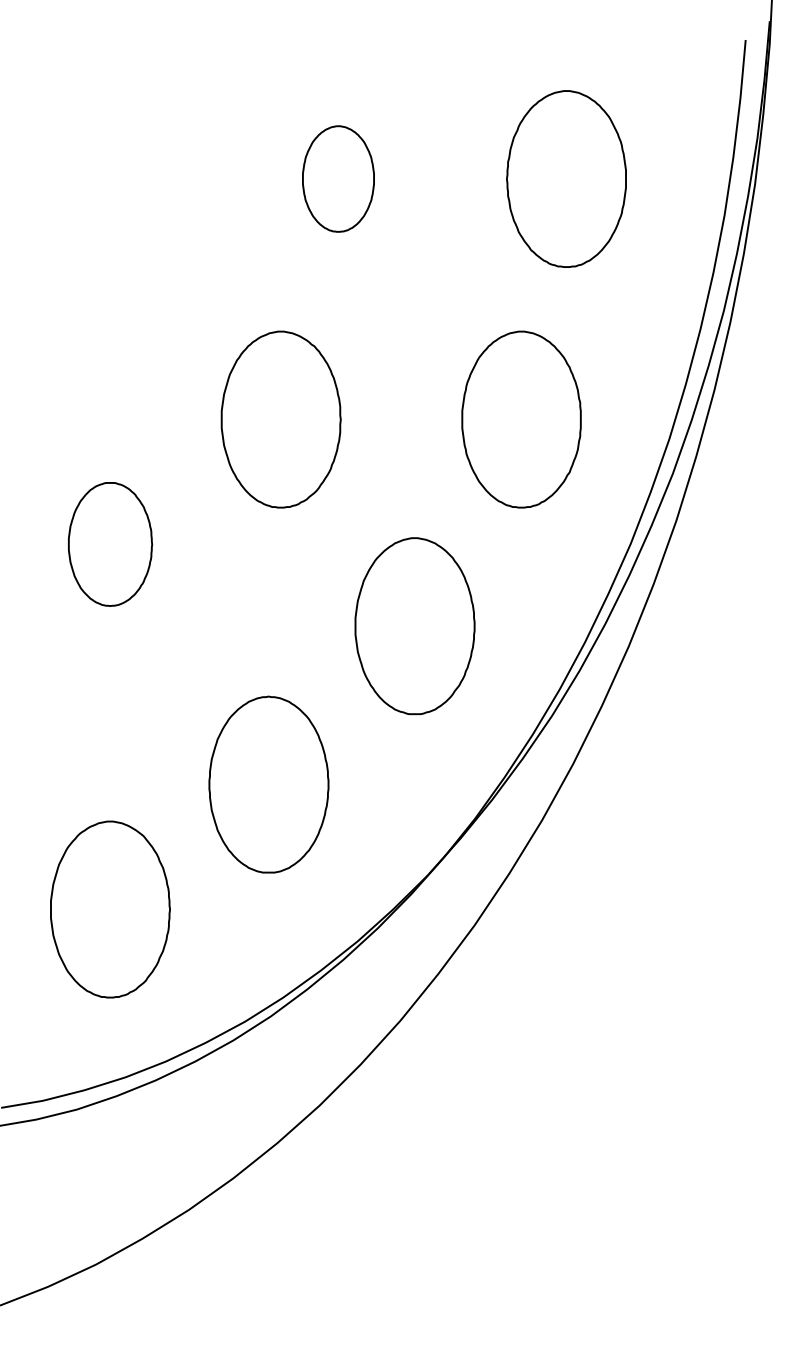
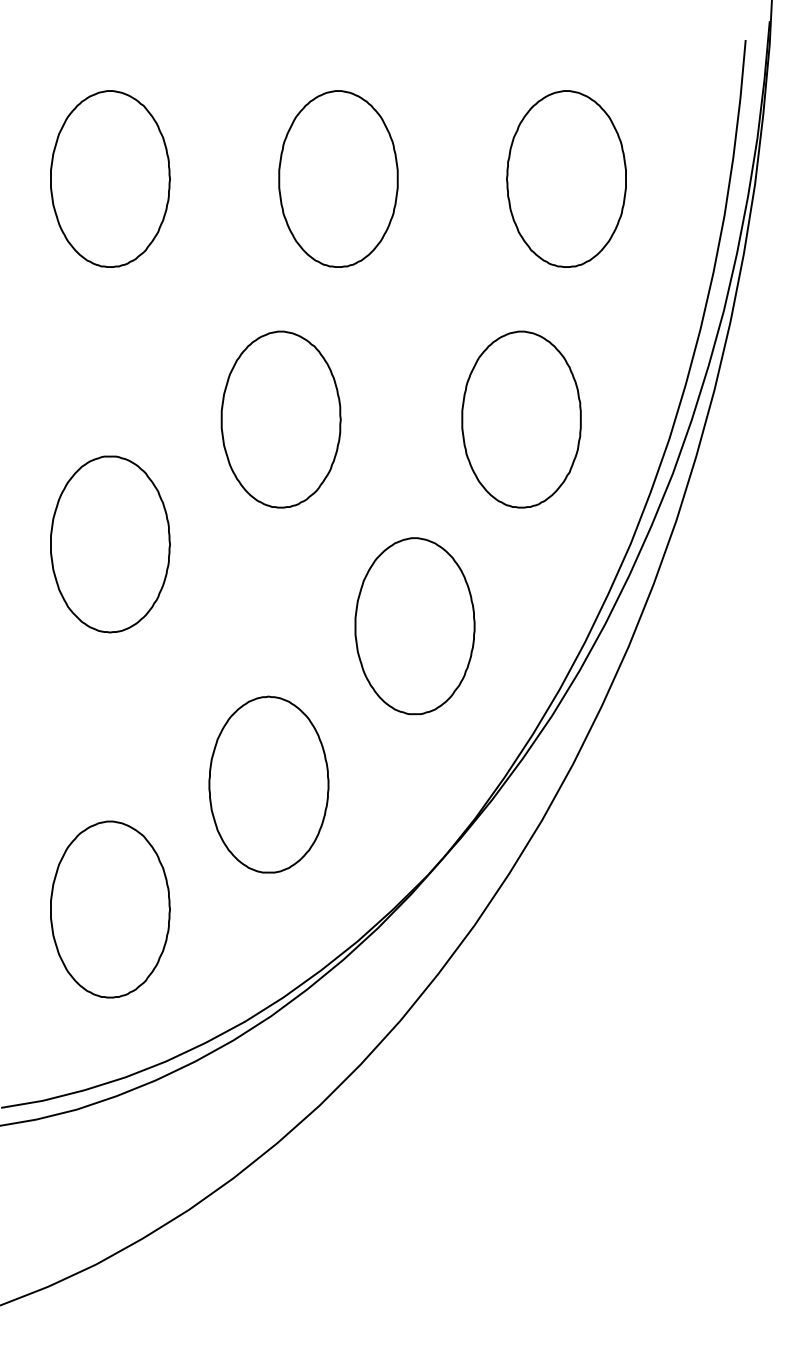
part: none -> present (110, 178)
part size: 73x108 px -> 121x178 px (338, 178)
part size: 86x125 px -> 121x179 px (110, 544)
